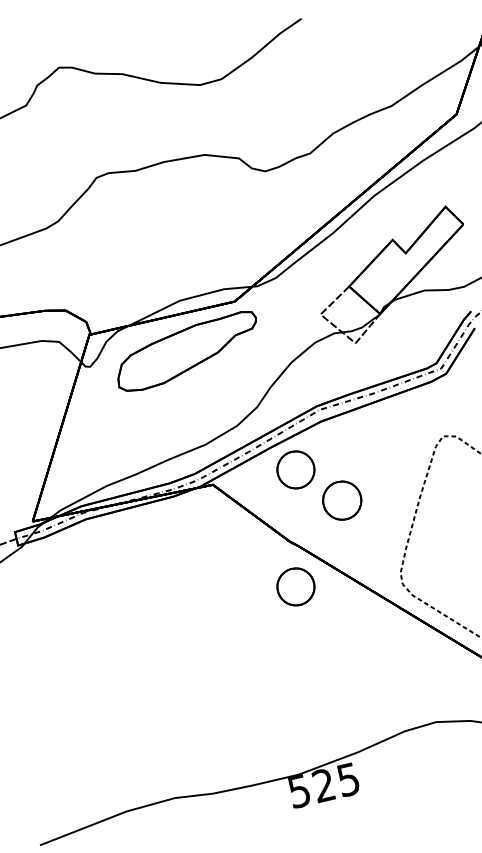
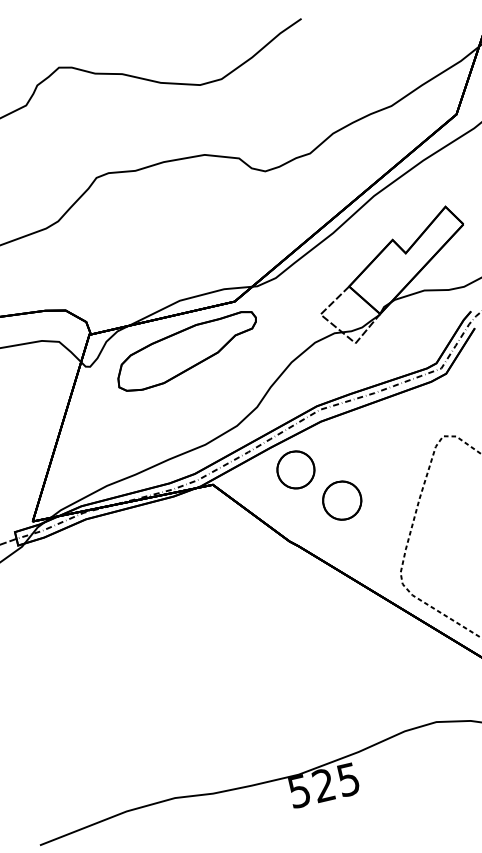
part: present -> none (295, 586)
